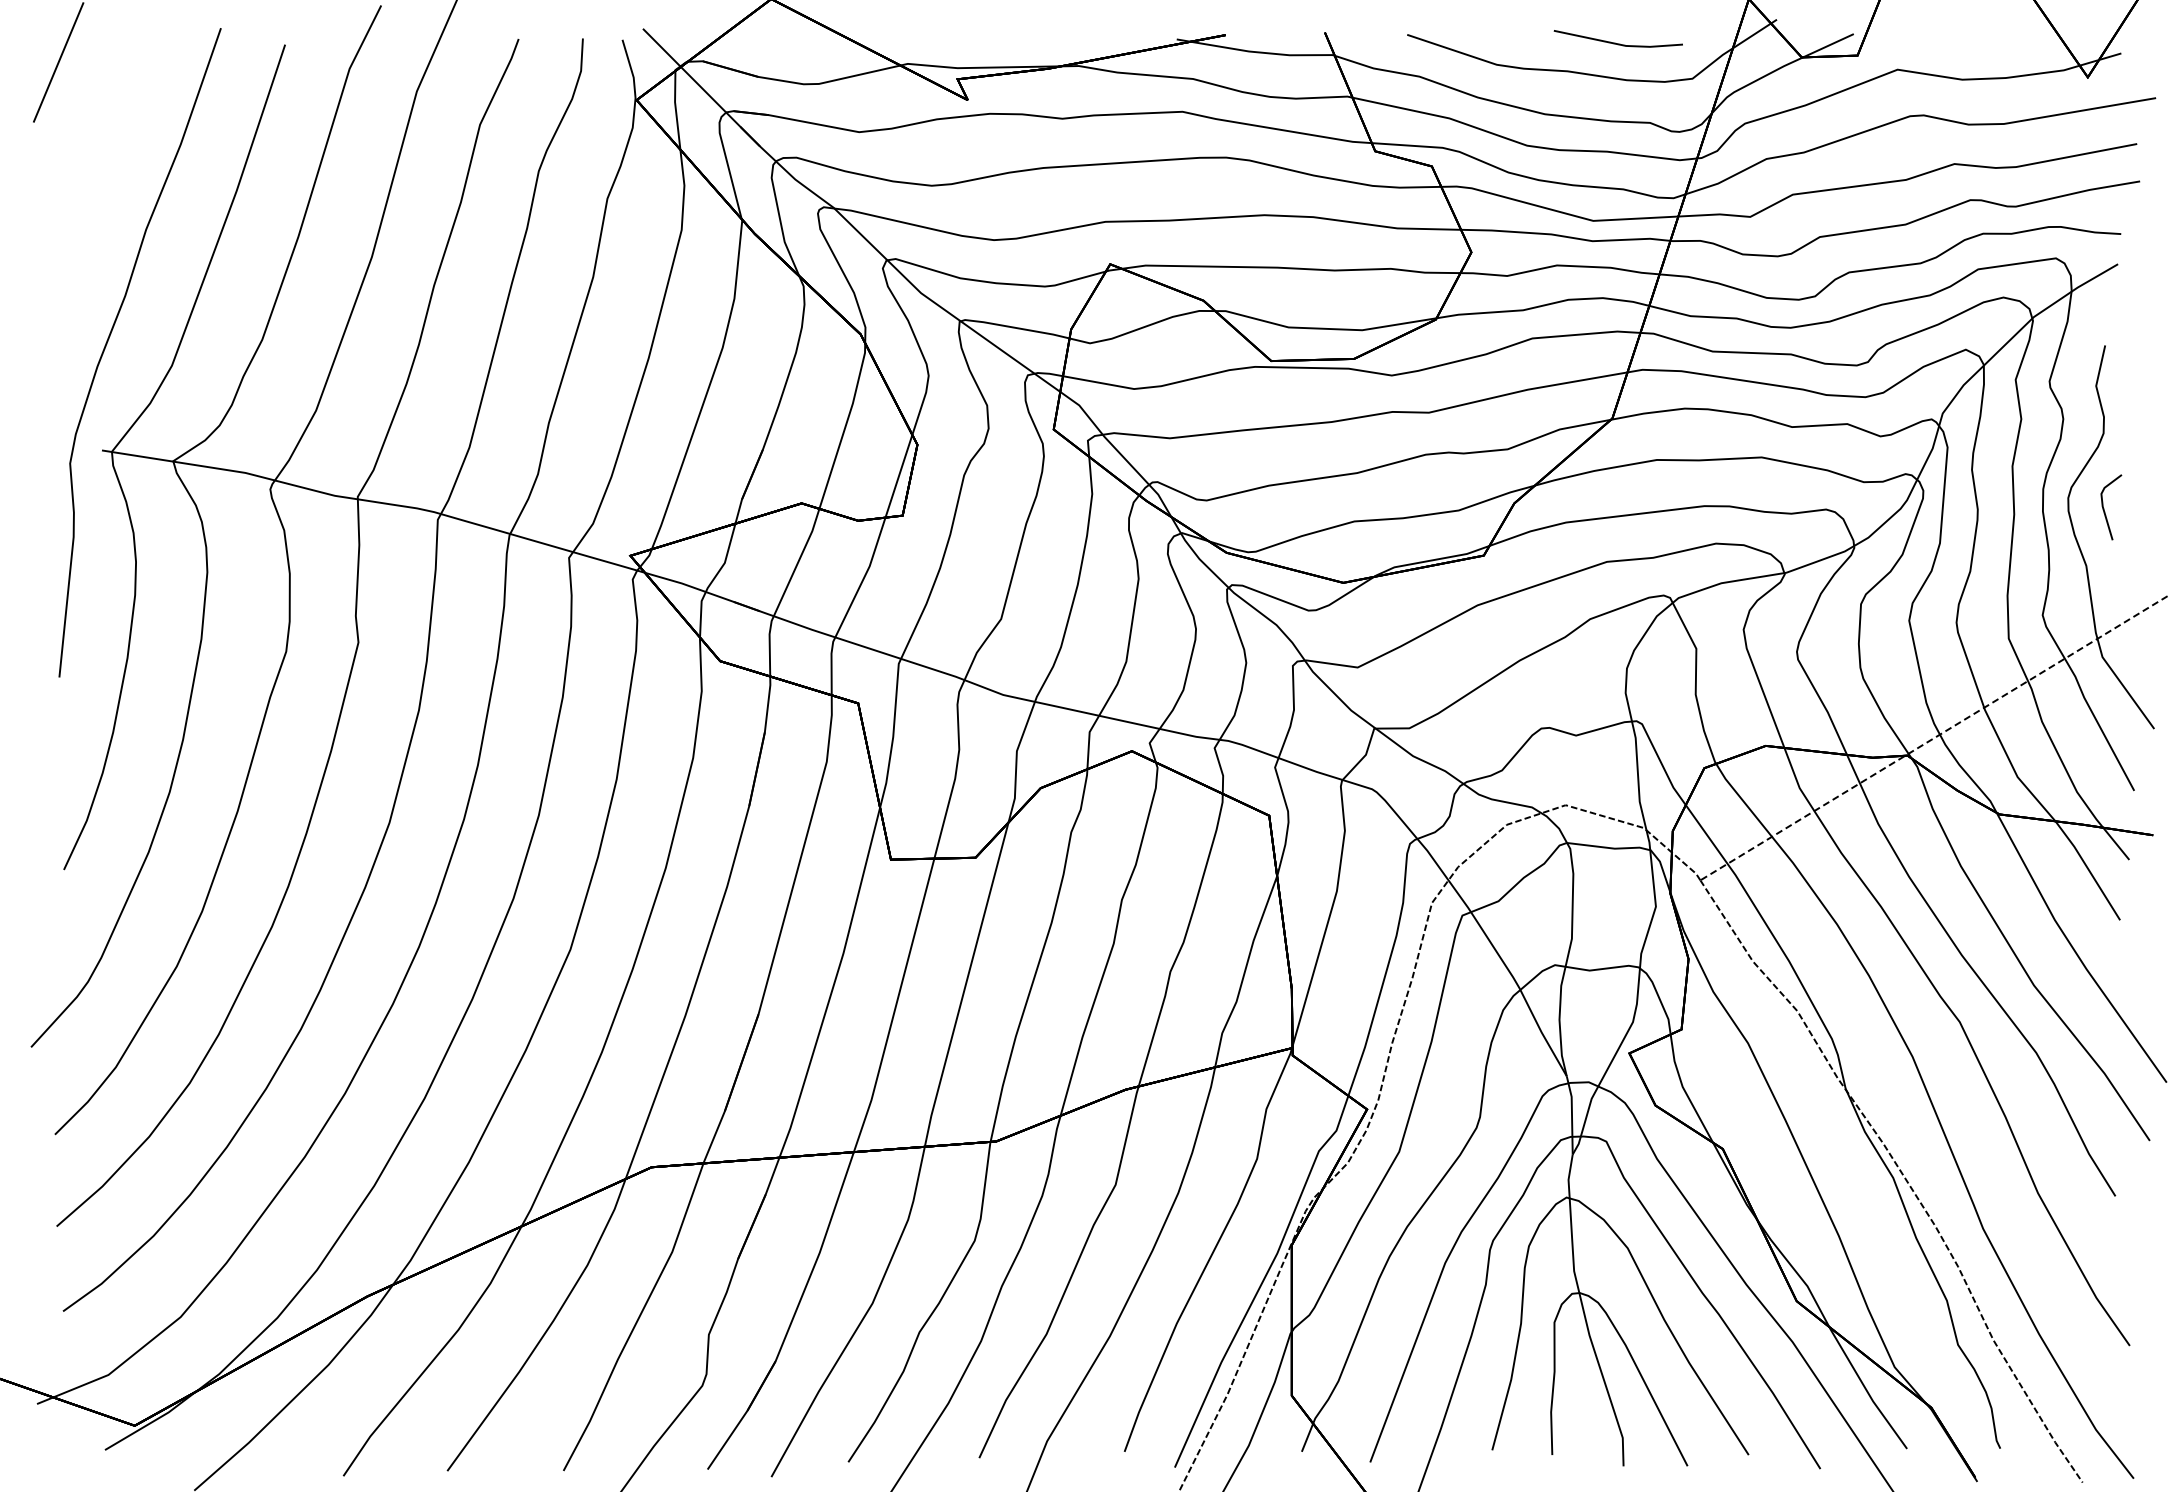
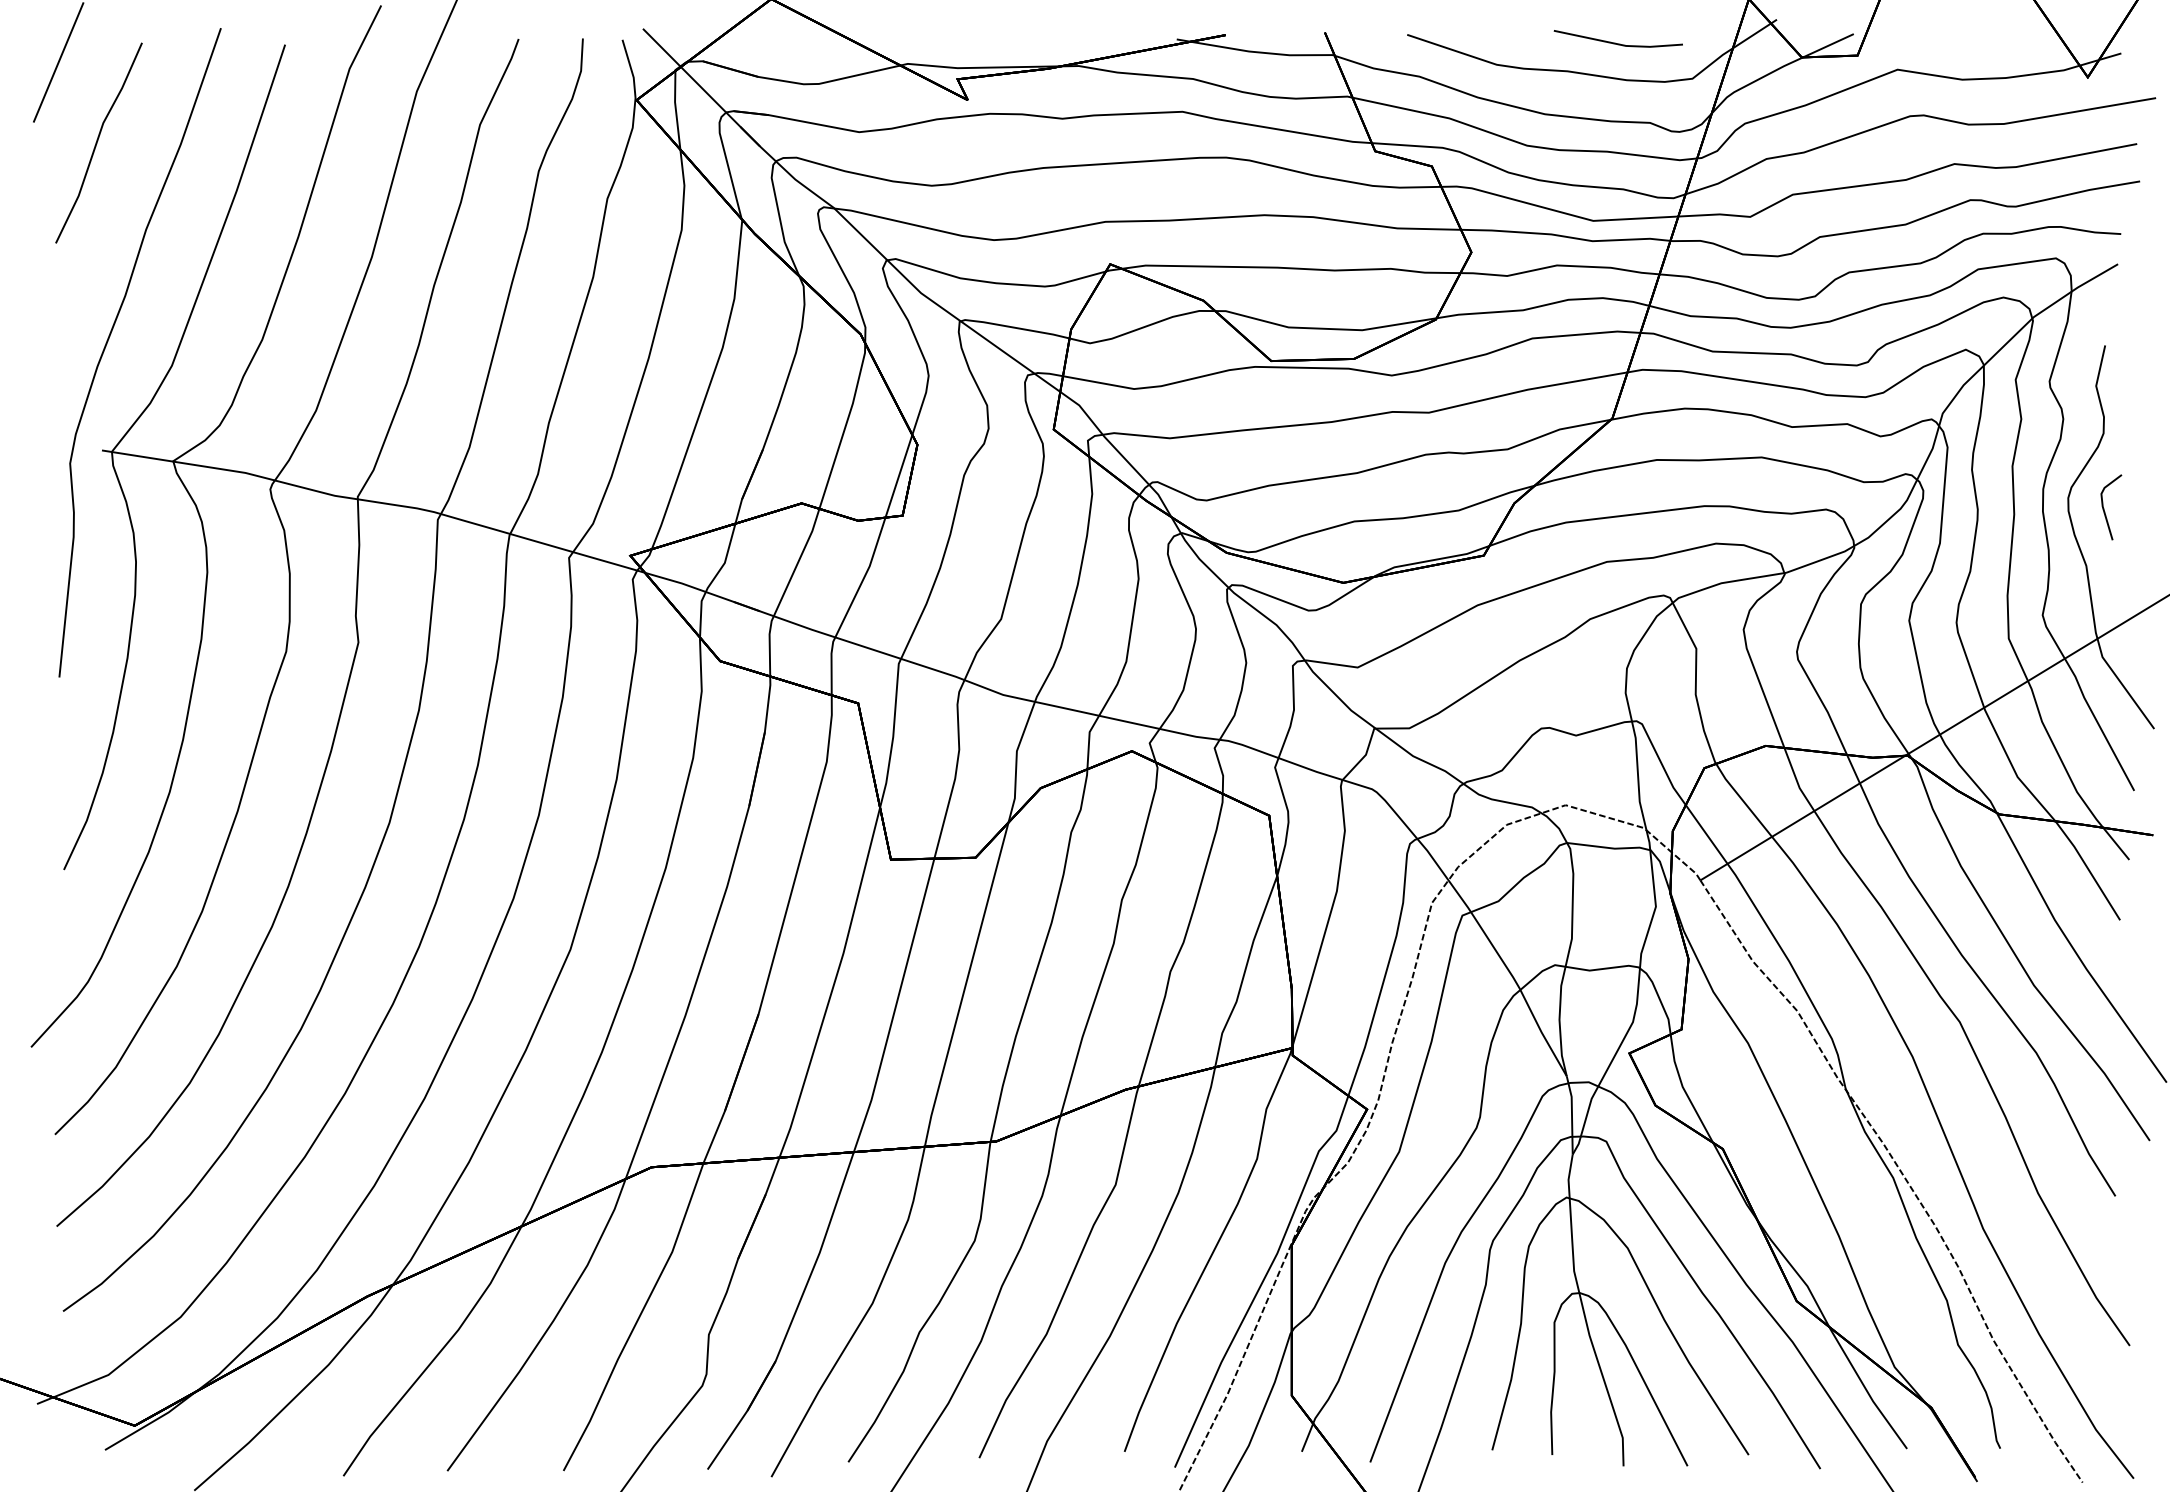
part: none -> present (98, 142)
line: dashed -> solid (1935, 737)
